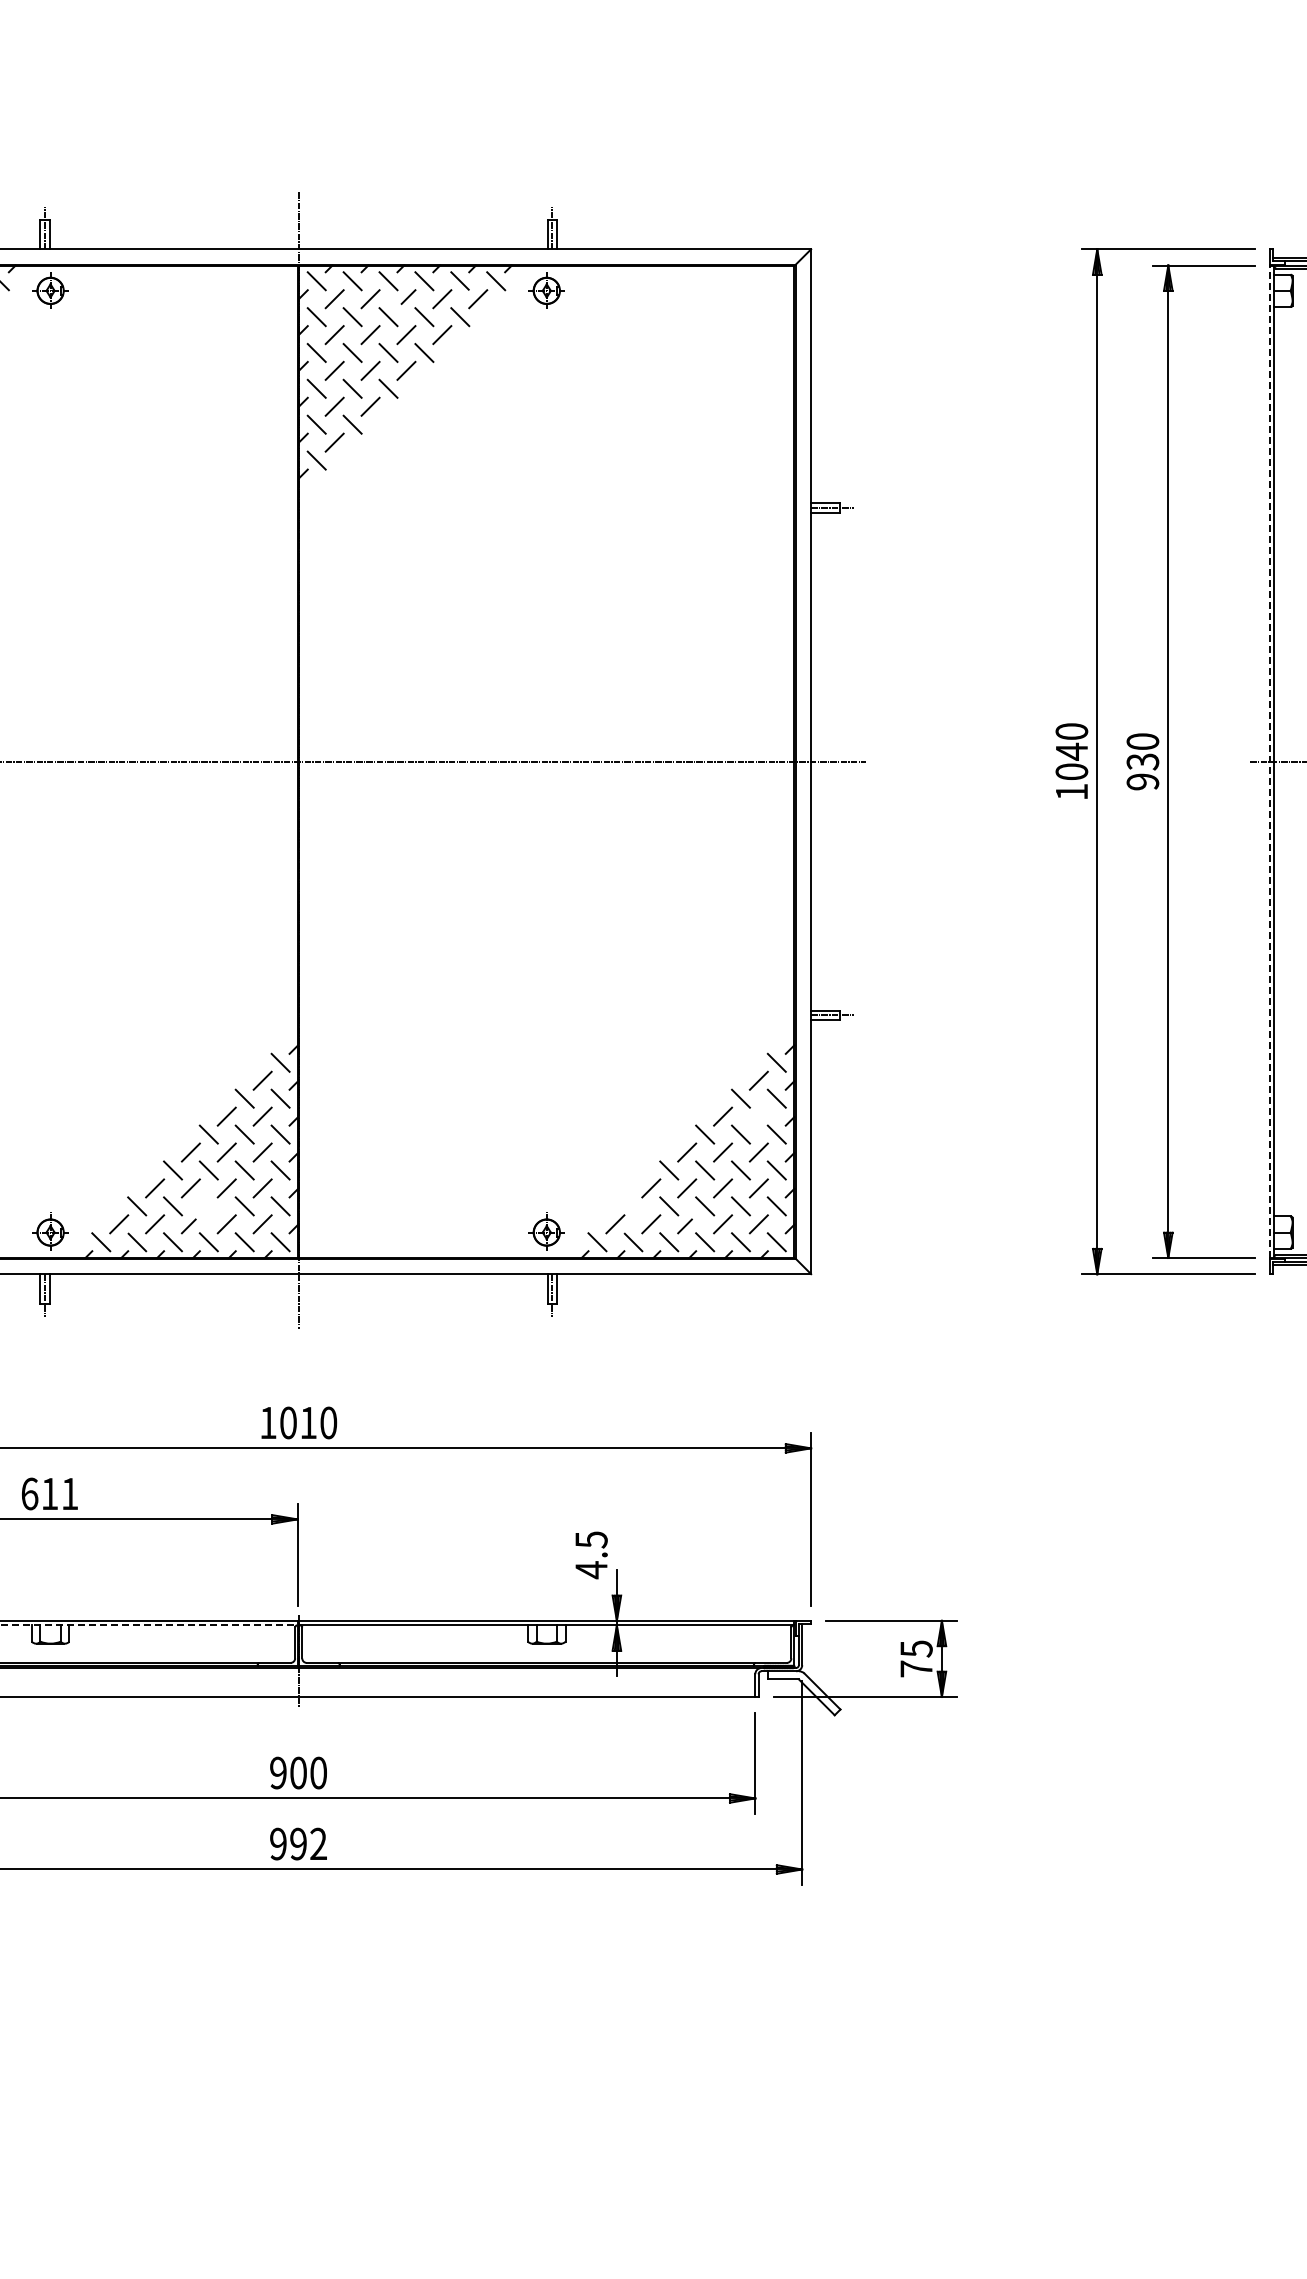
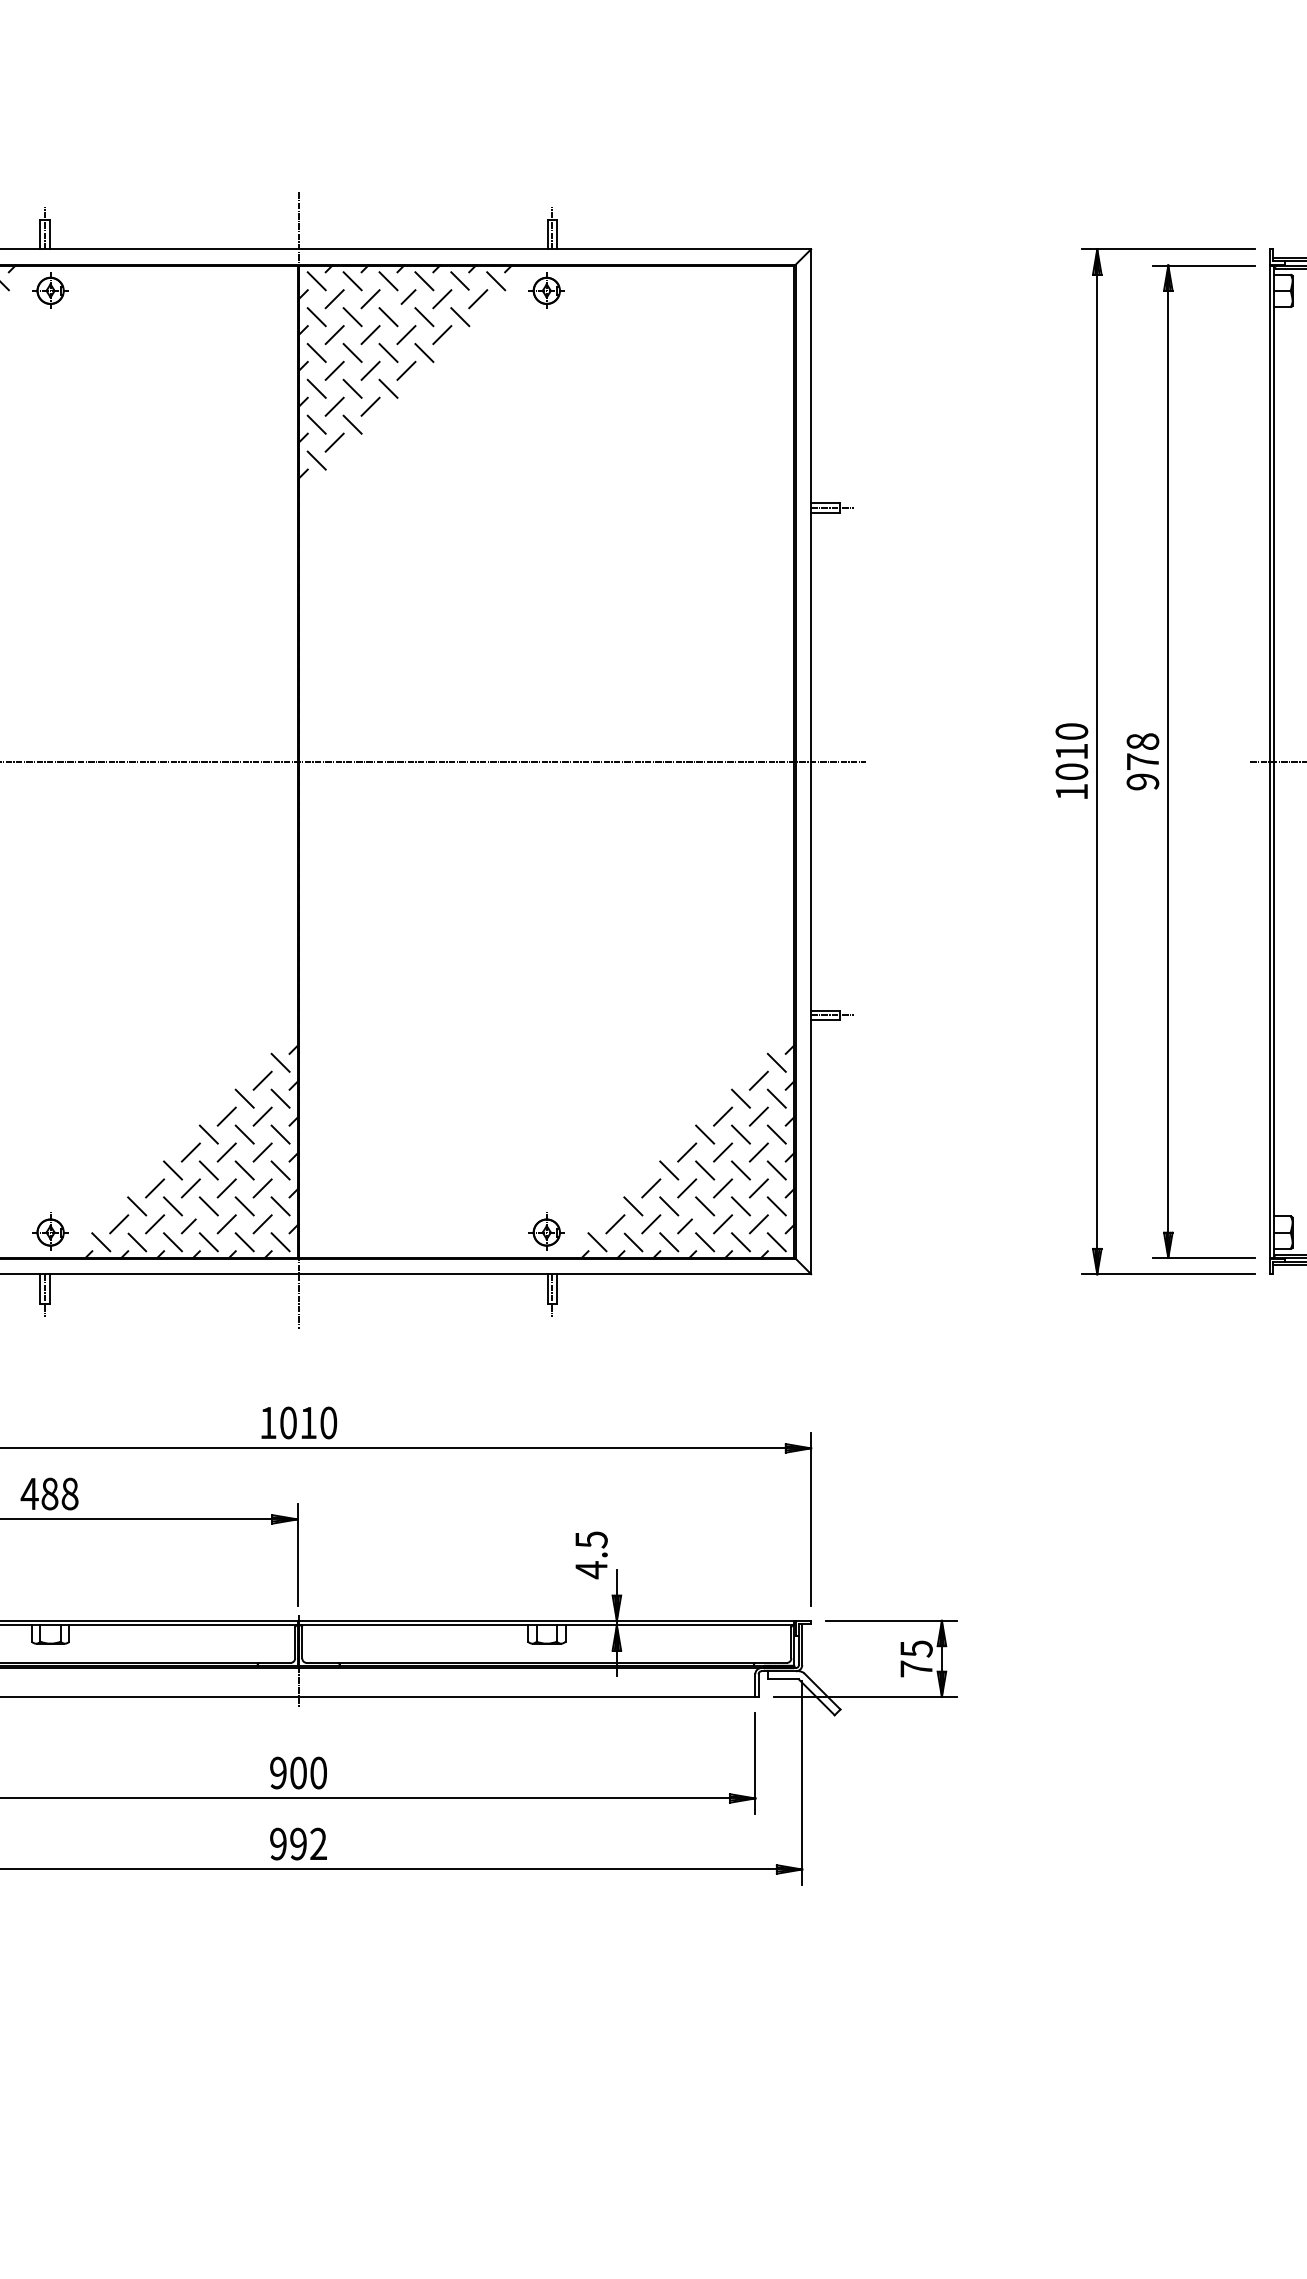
text: 1040 -> 1010 (1071, 751)
text: 930 -> 978 (1142, 751)
line: dashed -> solid (1269, 761)
line: none -> present (758, 1116)
line: none -> present (208, 1206)
line: none -> present (633, 1206)
text: 611 -> 488 (49, 1493)
line: dashed -> solid (149, 1625)
